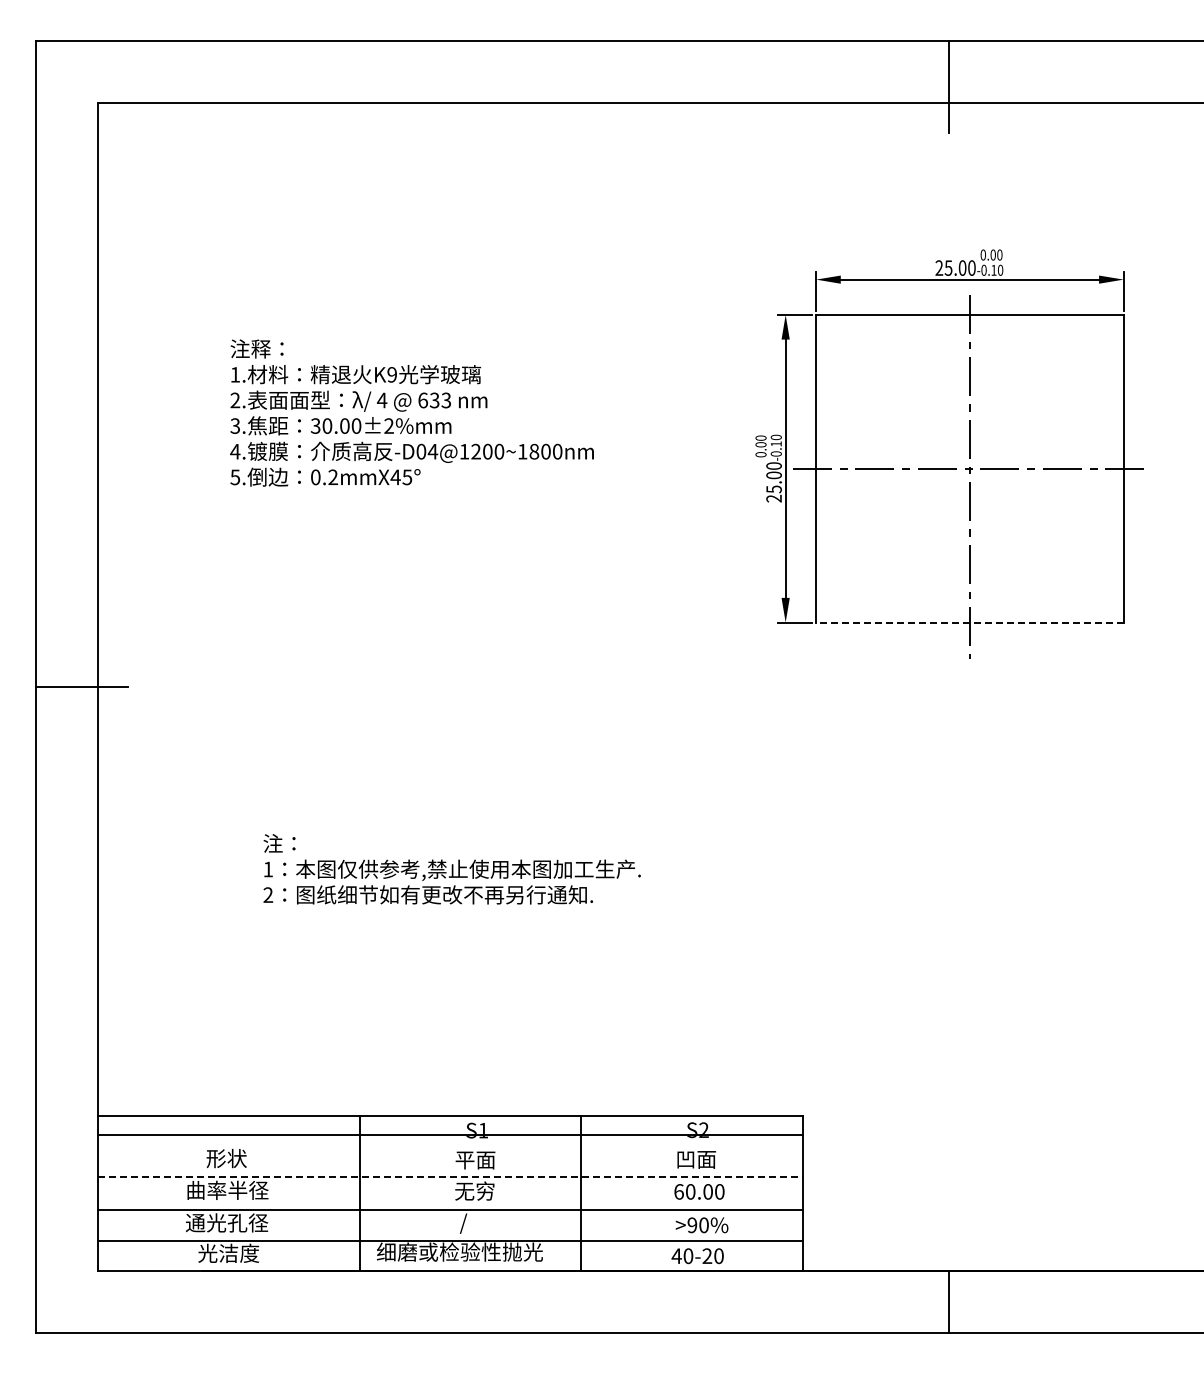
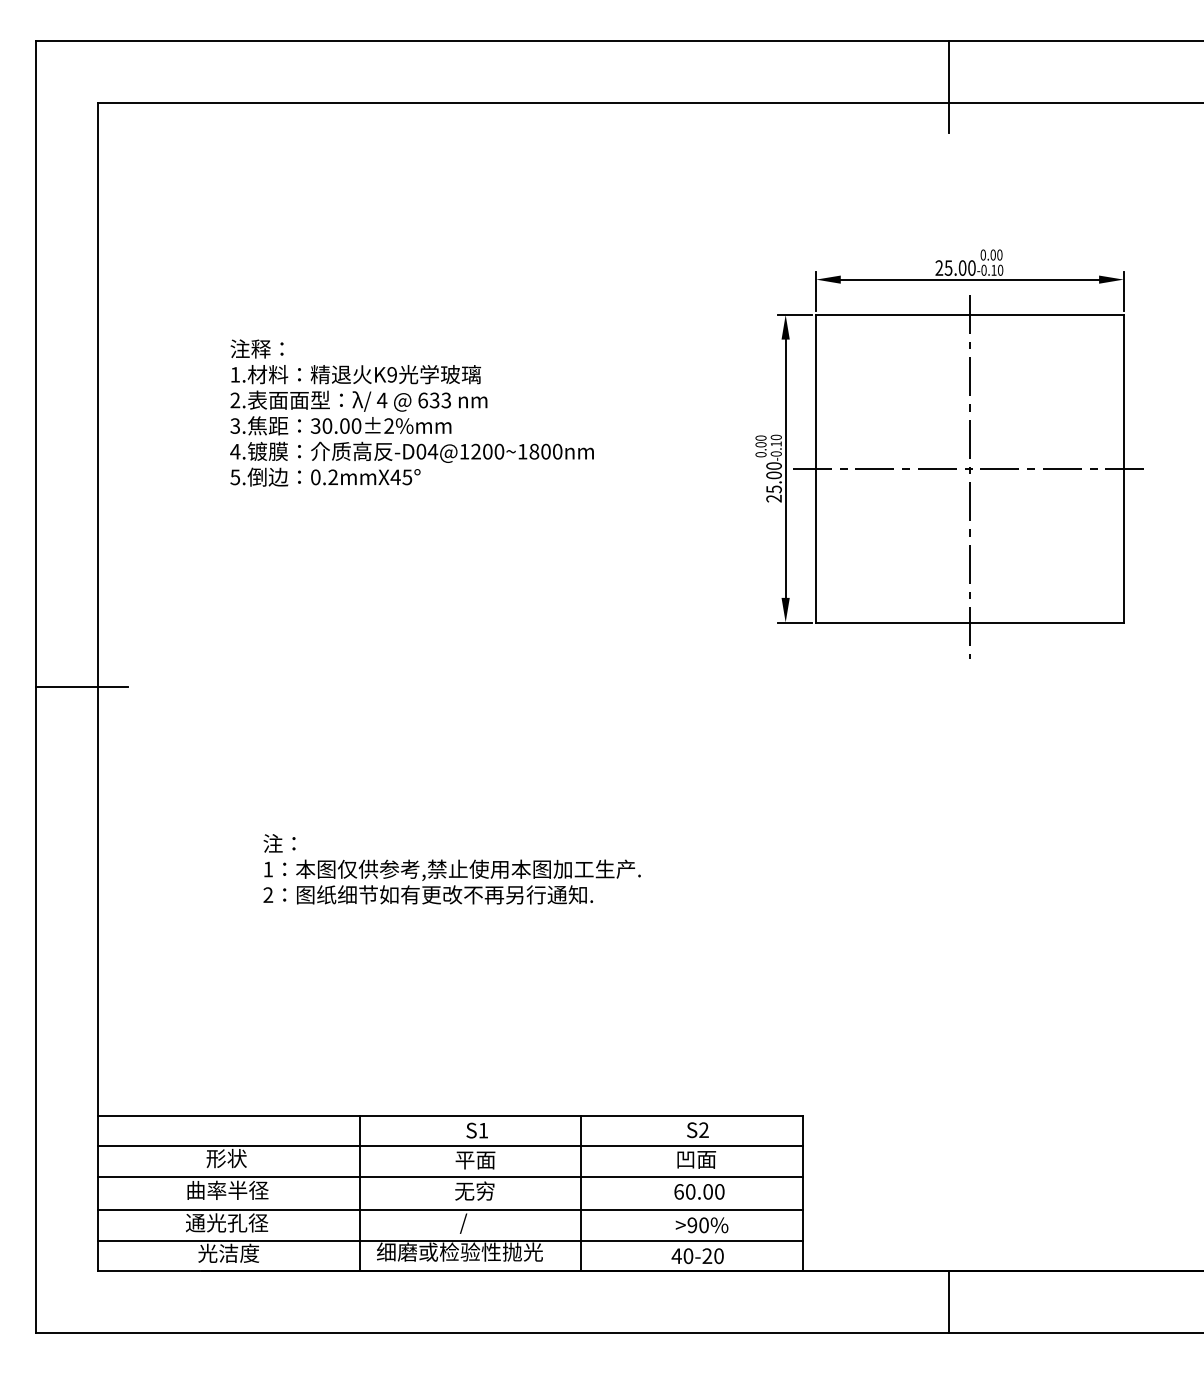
line: dashed -> solid (969, 622)
line position: (449, 1135) -> (449, 1146) (449, 1146)
line: dashed -> solid (450, 1176)
